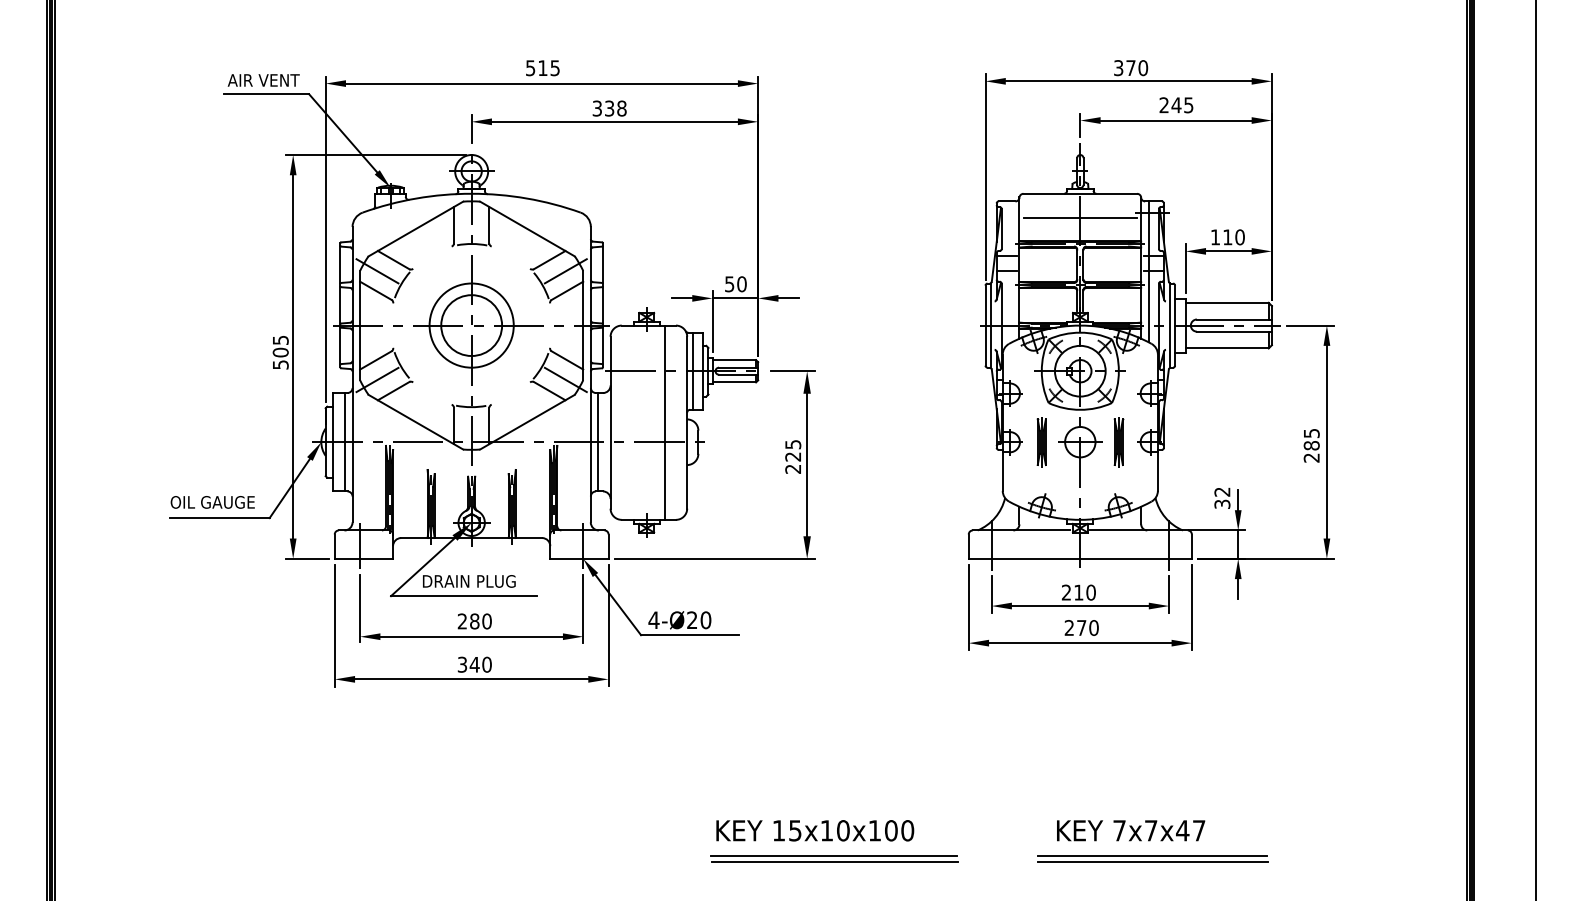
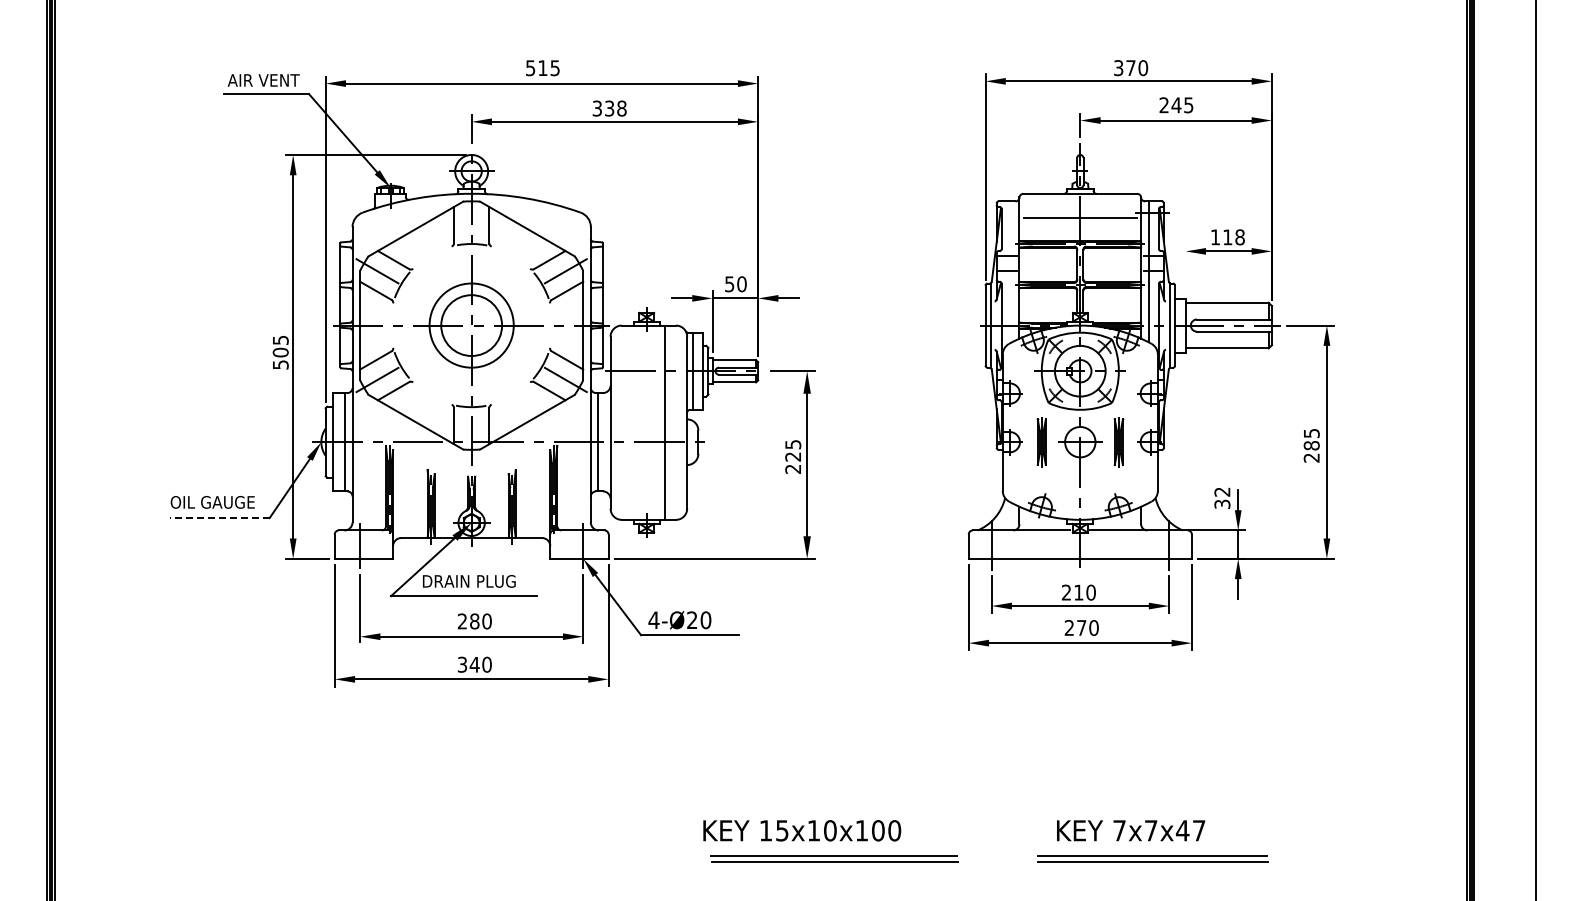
text: 110 -> 118 (1239, 237)
line: present -> none (1185, 268)
line: solid -> dashed (219, 518)
text position: (815, 830) -> (802, 830) (802, 830)
